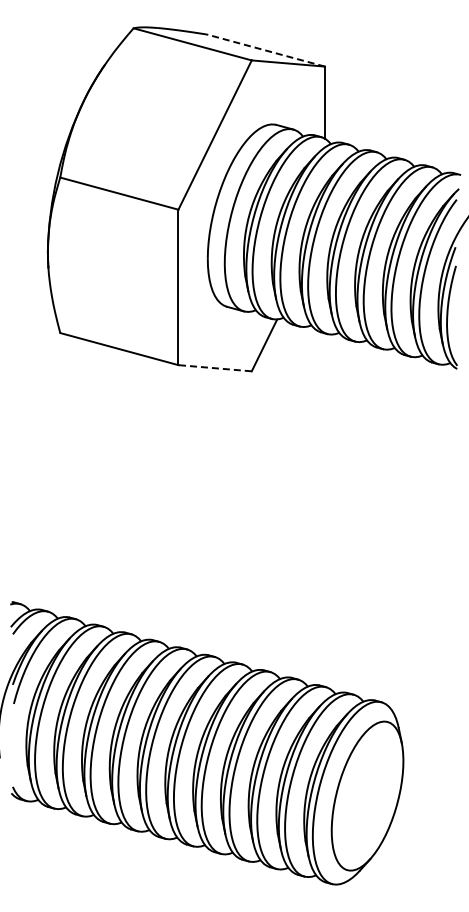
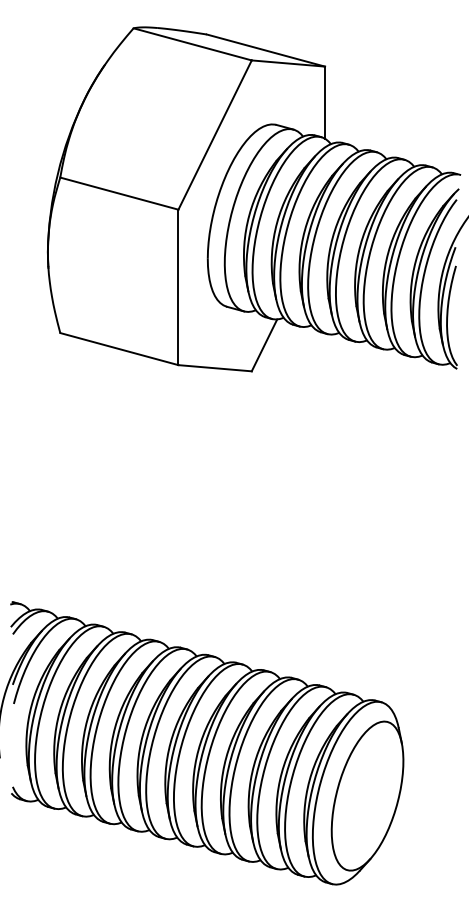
line: dashed -> solid (265, 50)
line: dashed -> solid (215, 368)
